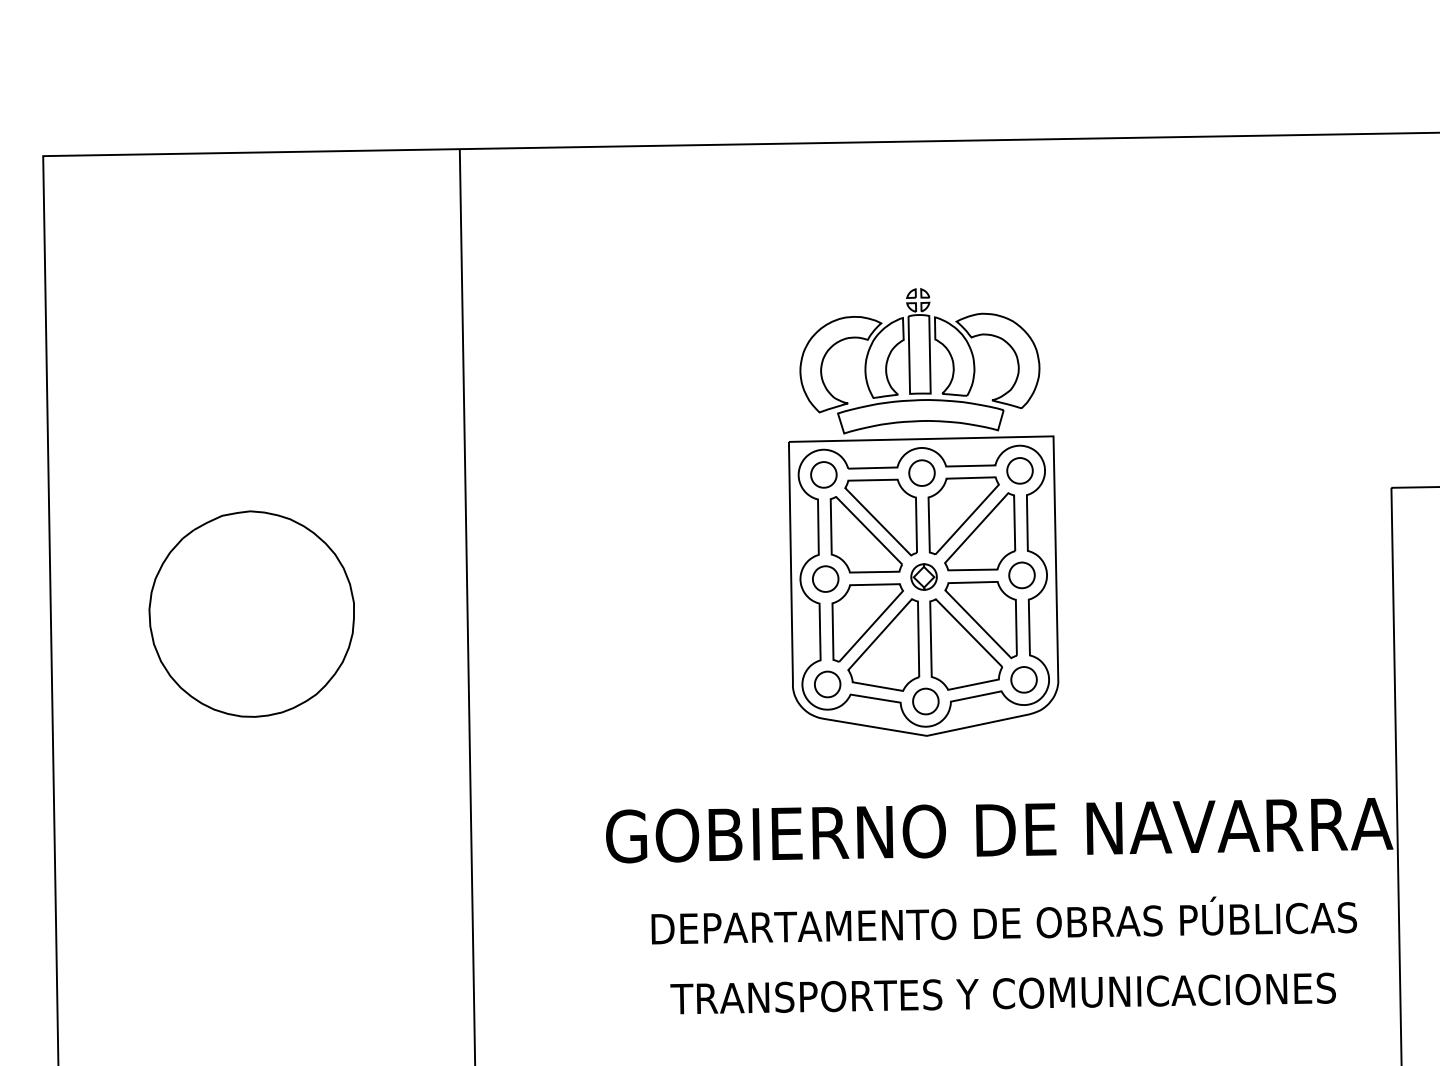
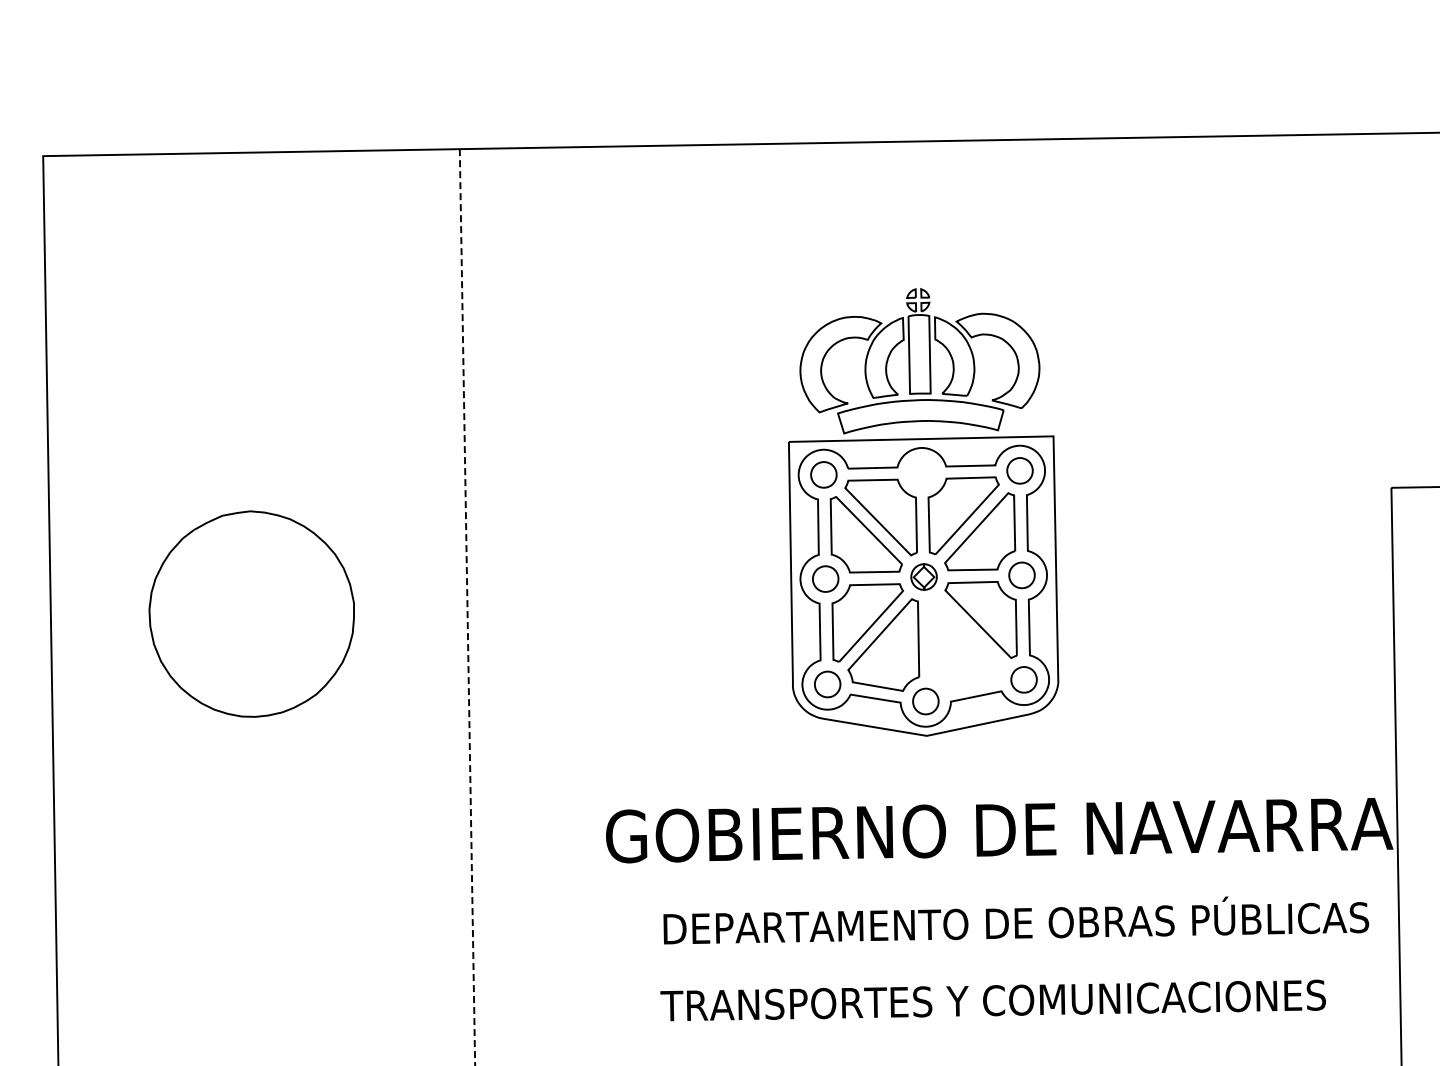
part: present -> none (921, 472)
line: solid -> dashed (467, 608)
part: present -> none (965, 644)
text position: (1004, 920) -> (1016, 920) (1016, 920)
text position: (1002, 993) -> (992, 1000) (992, 1000)
